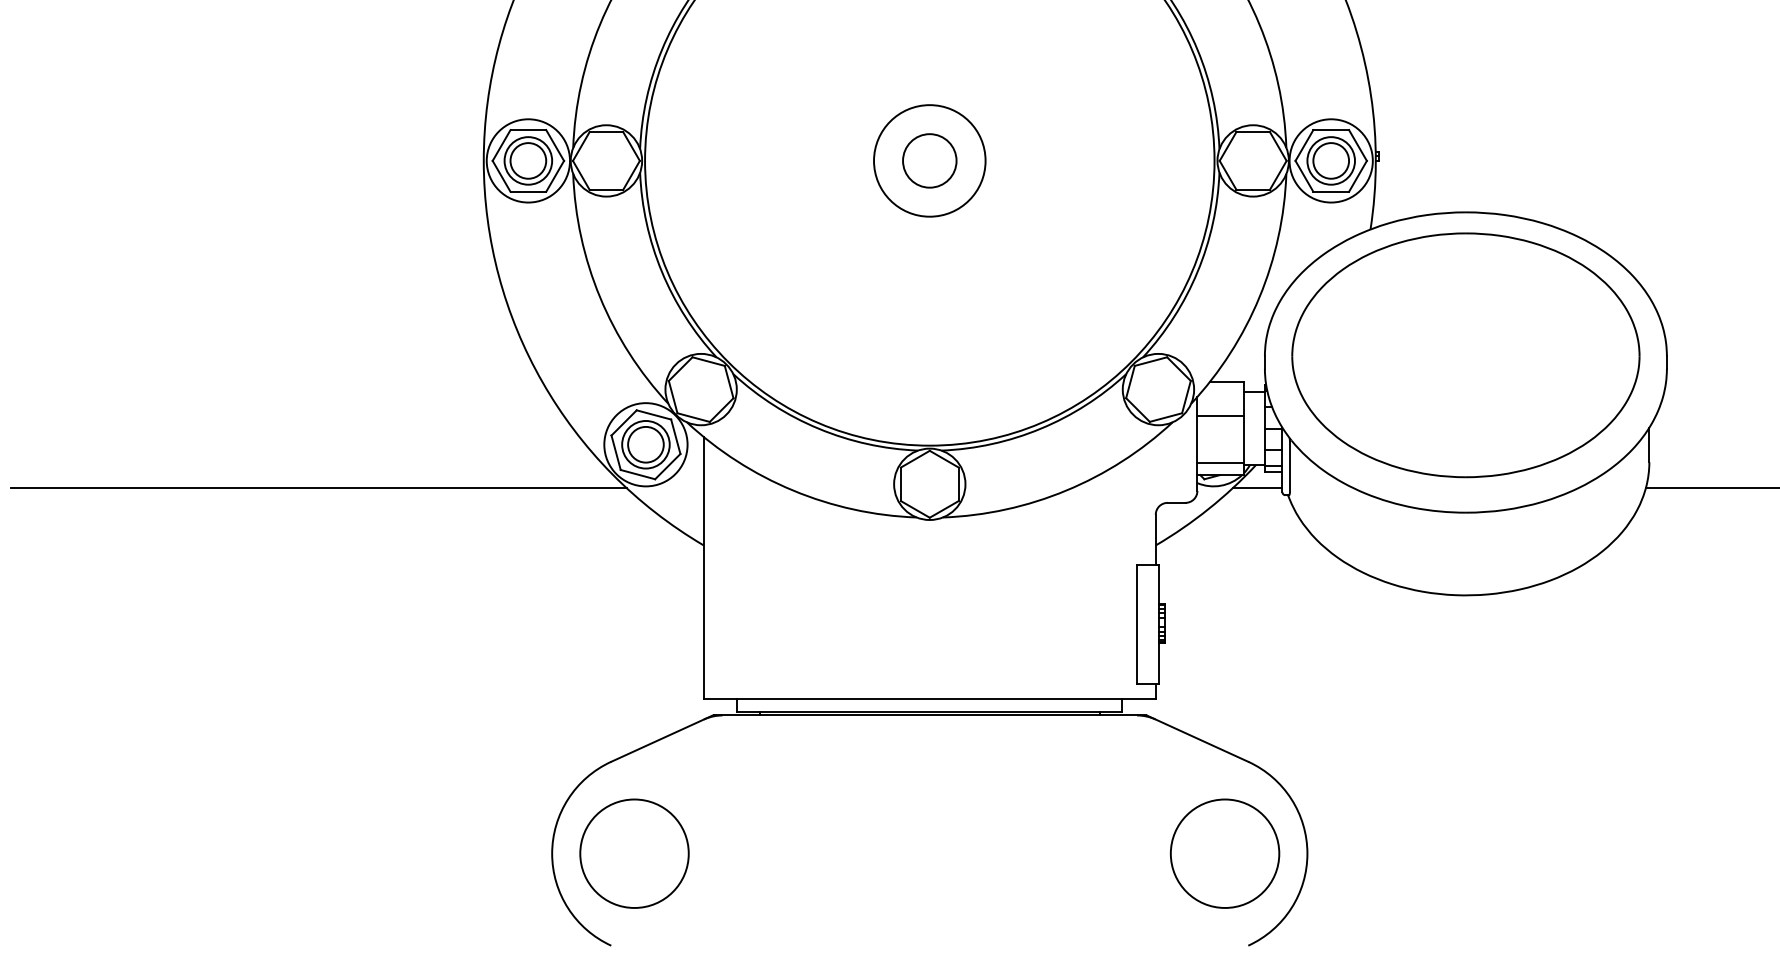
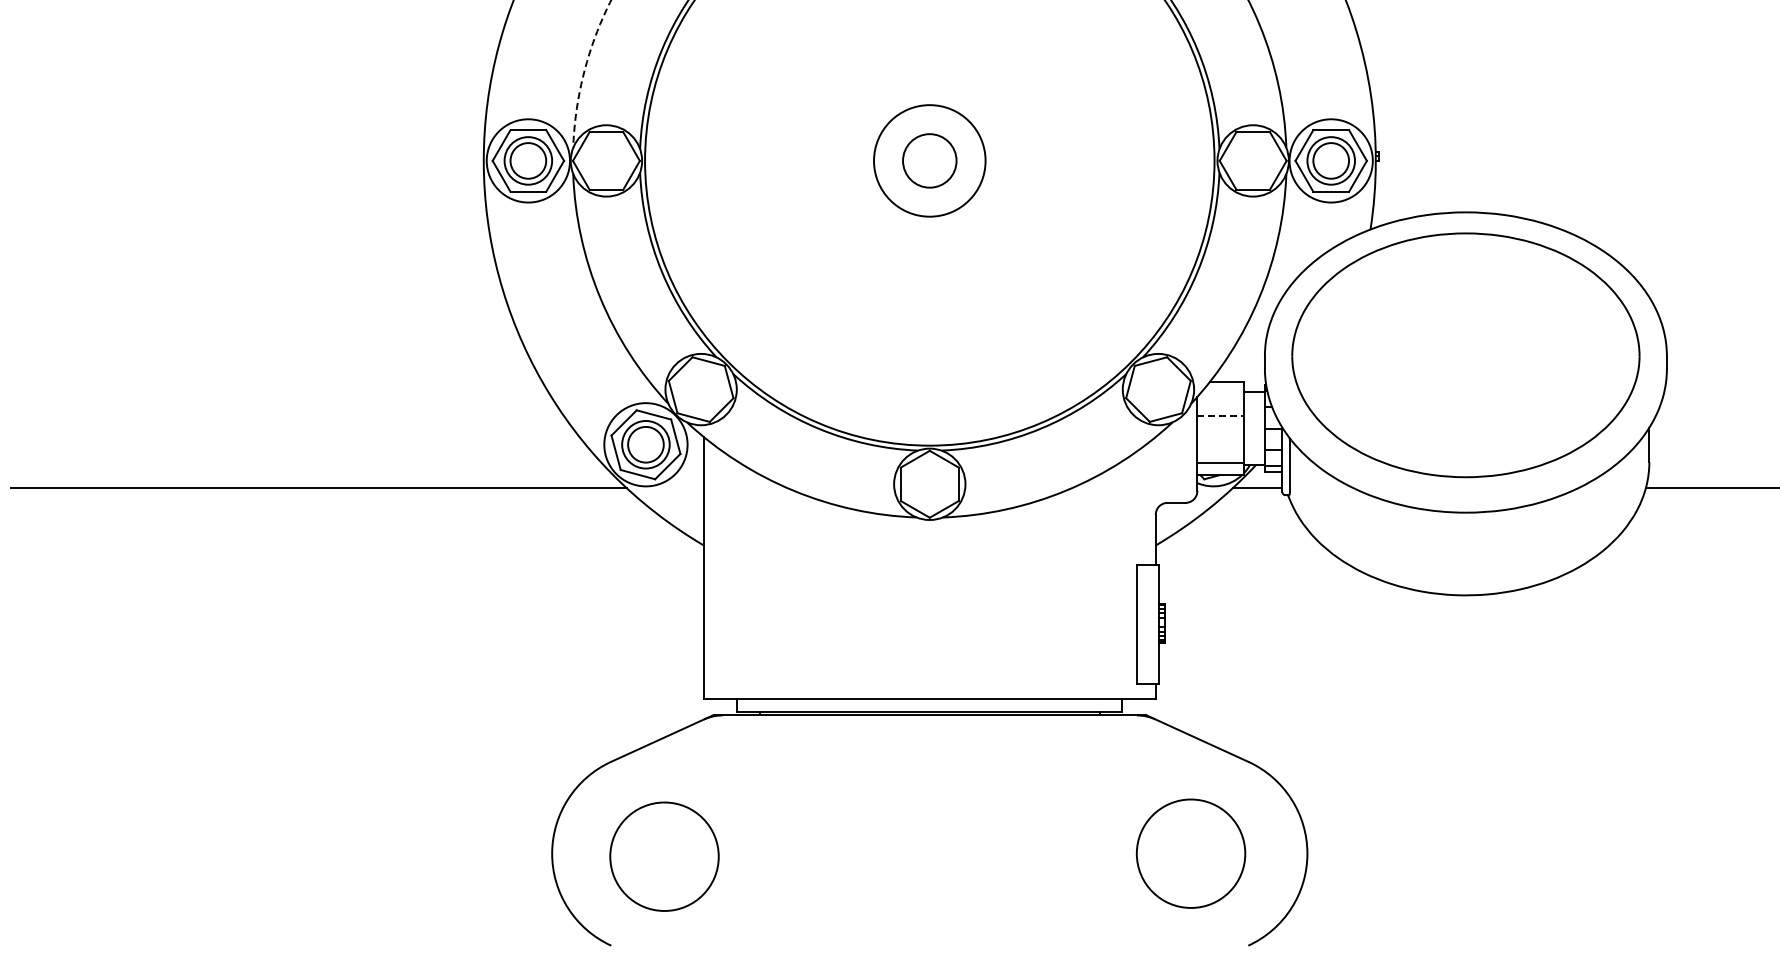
arc: solid -> dashed (584, 72)
line: solid -> dashed (1221, 416)
circle position: (634, 853) -> (664, 856) (664, 856)
circle position: (1224, 853) -> (1190, 853) (1190, 853)
